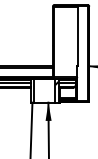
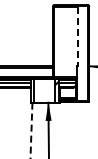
line: solid -> dashed (77, 36)
line: solid -> dashed (31, 130)
